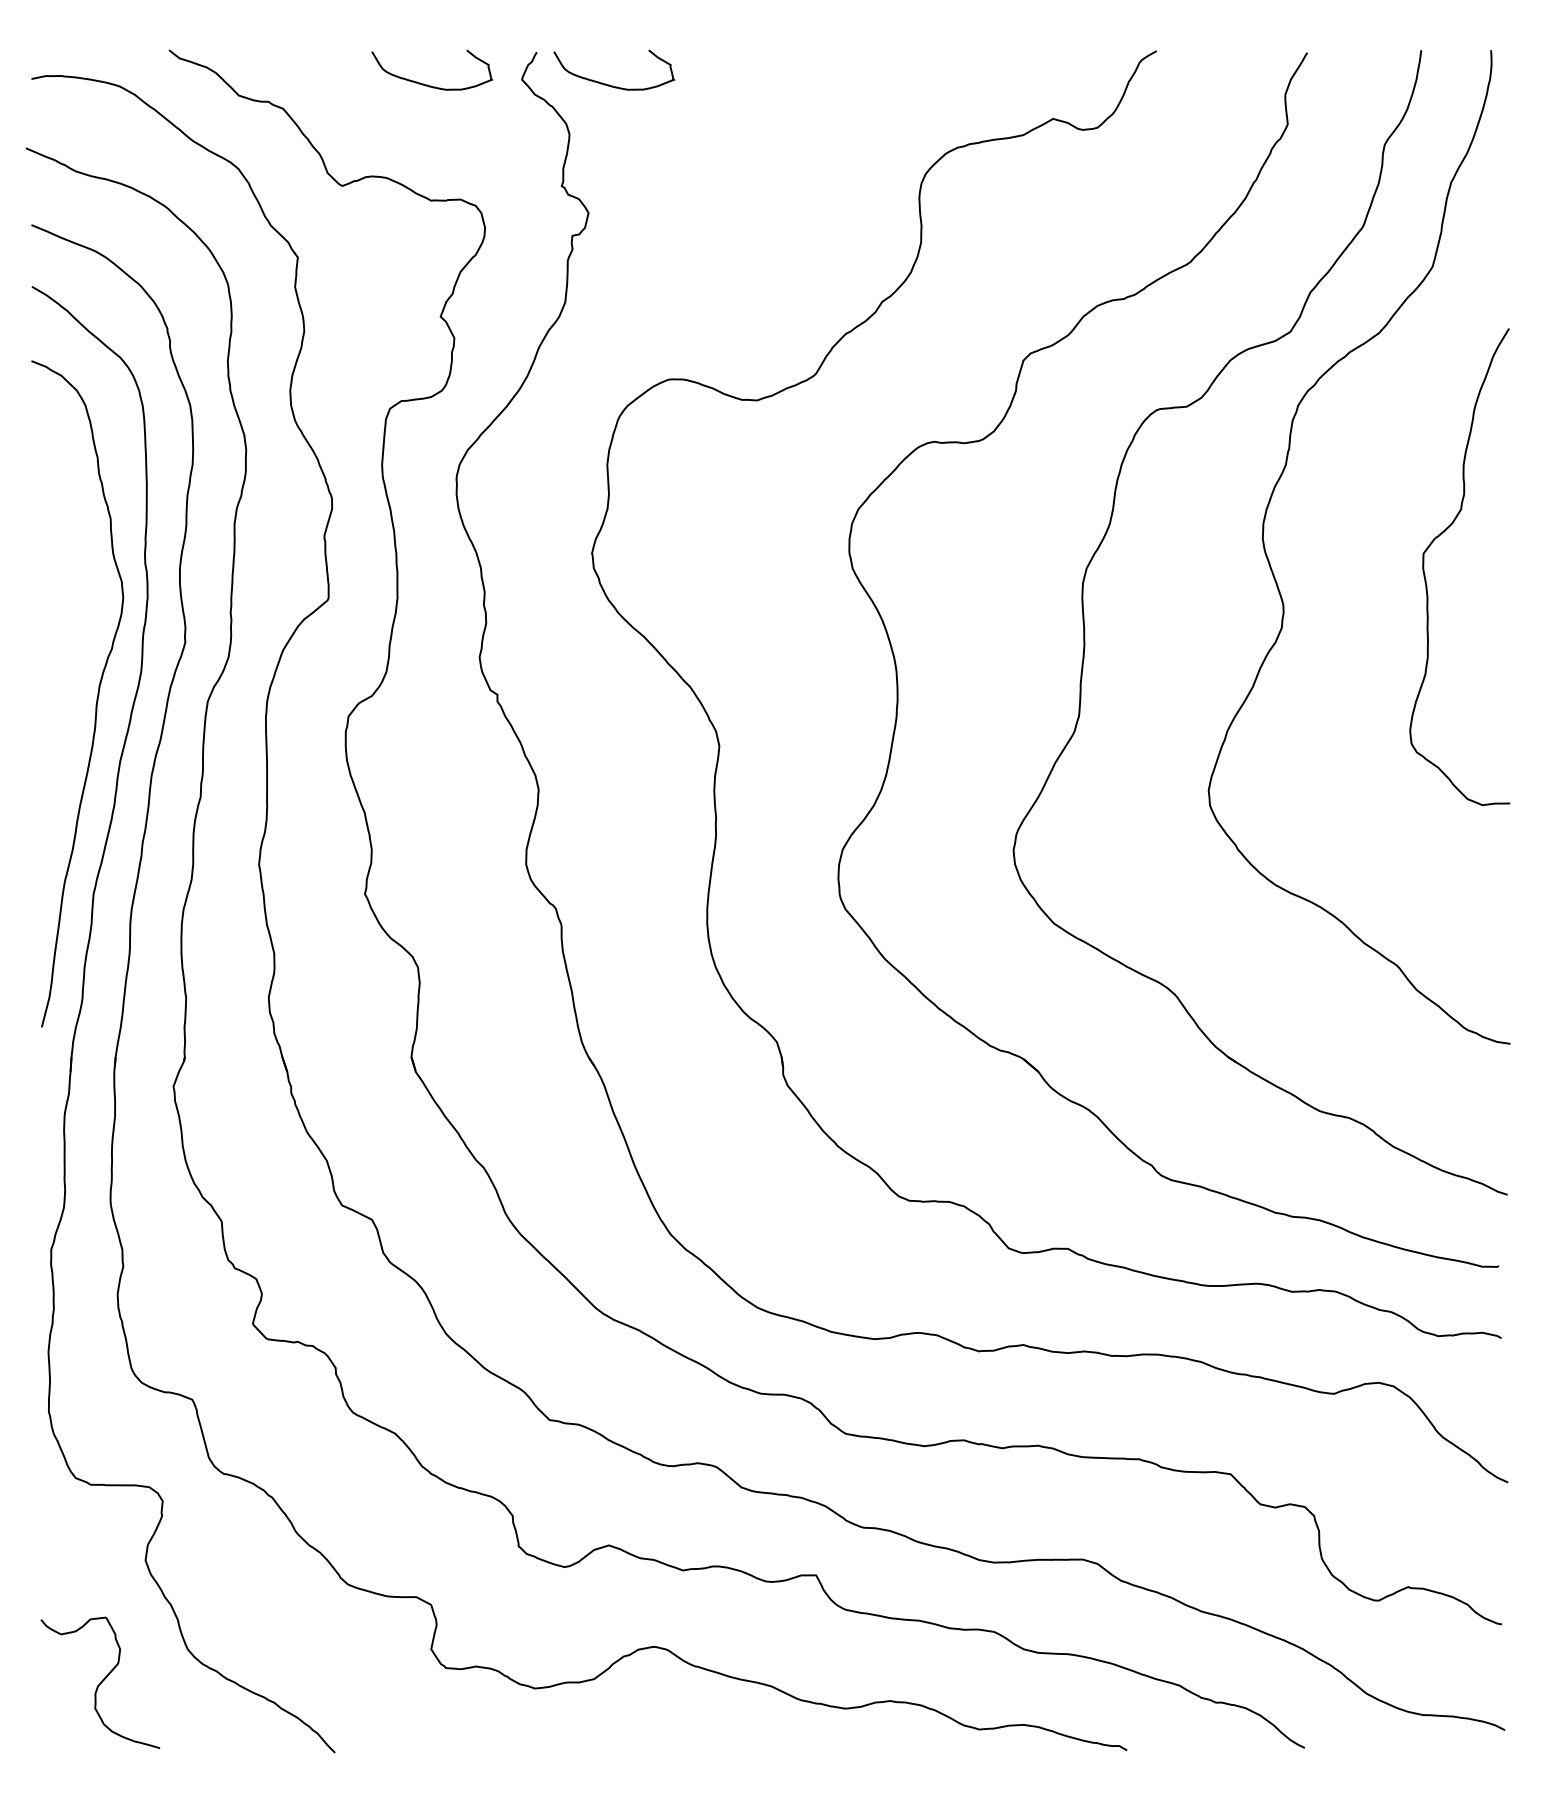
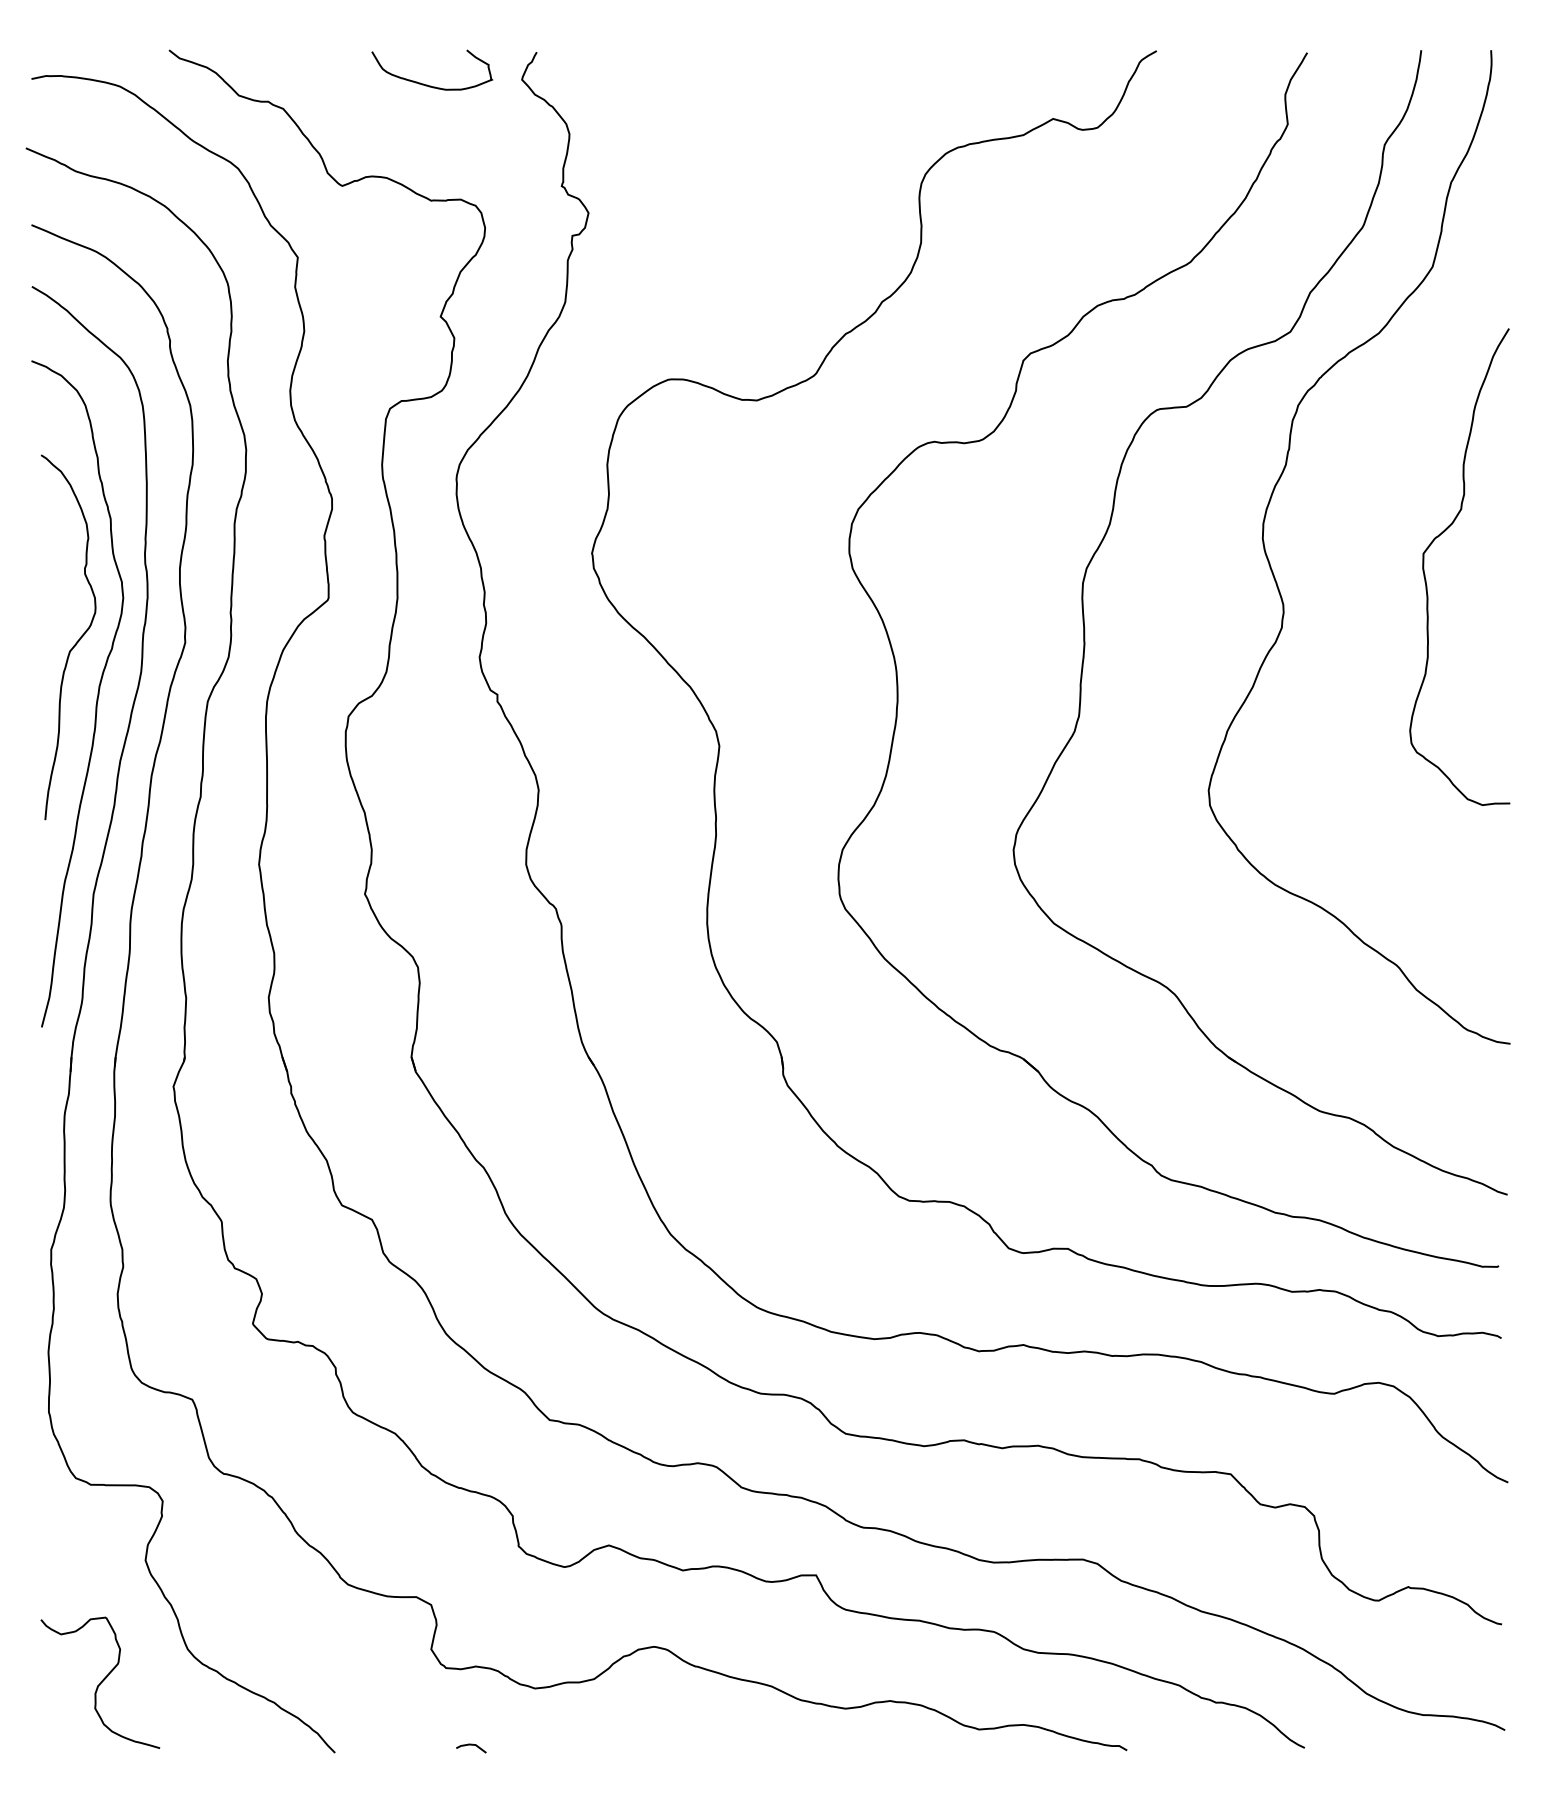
curve: present -> none (609, 84)
curve: none -> present (76, 641)
line: none -> present (471, 1745)
